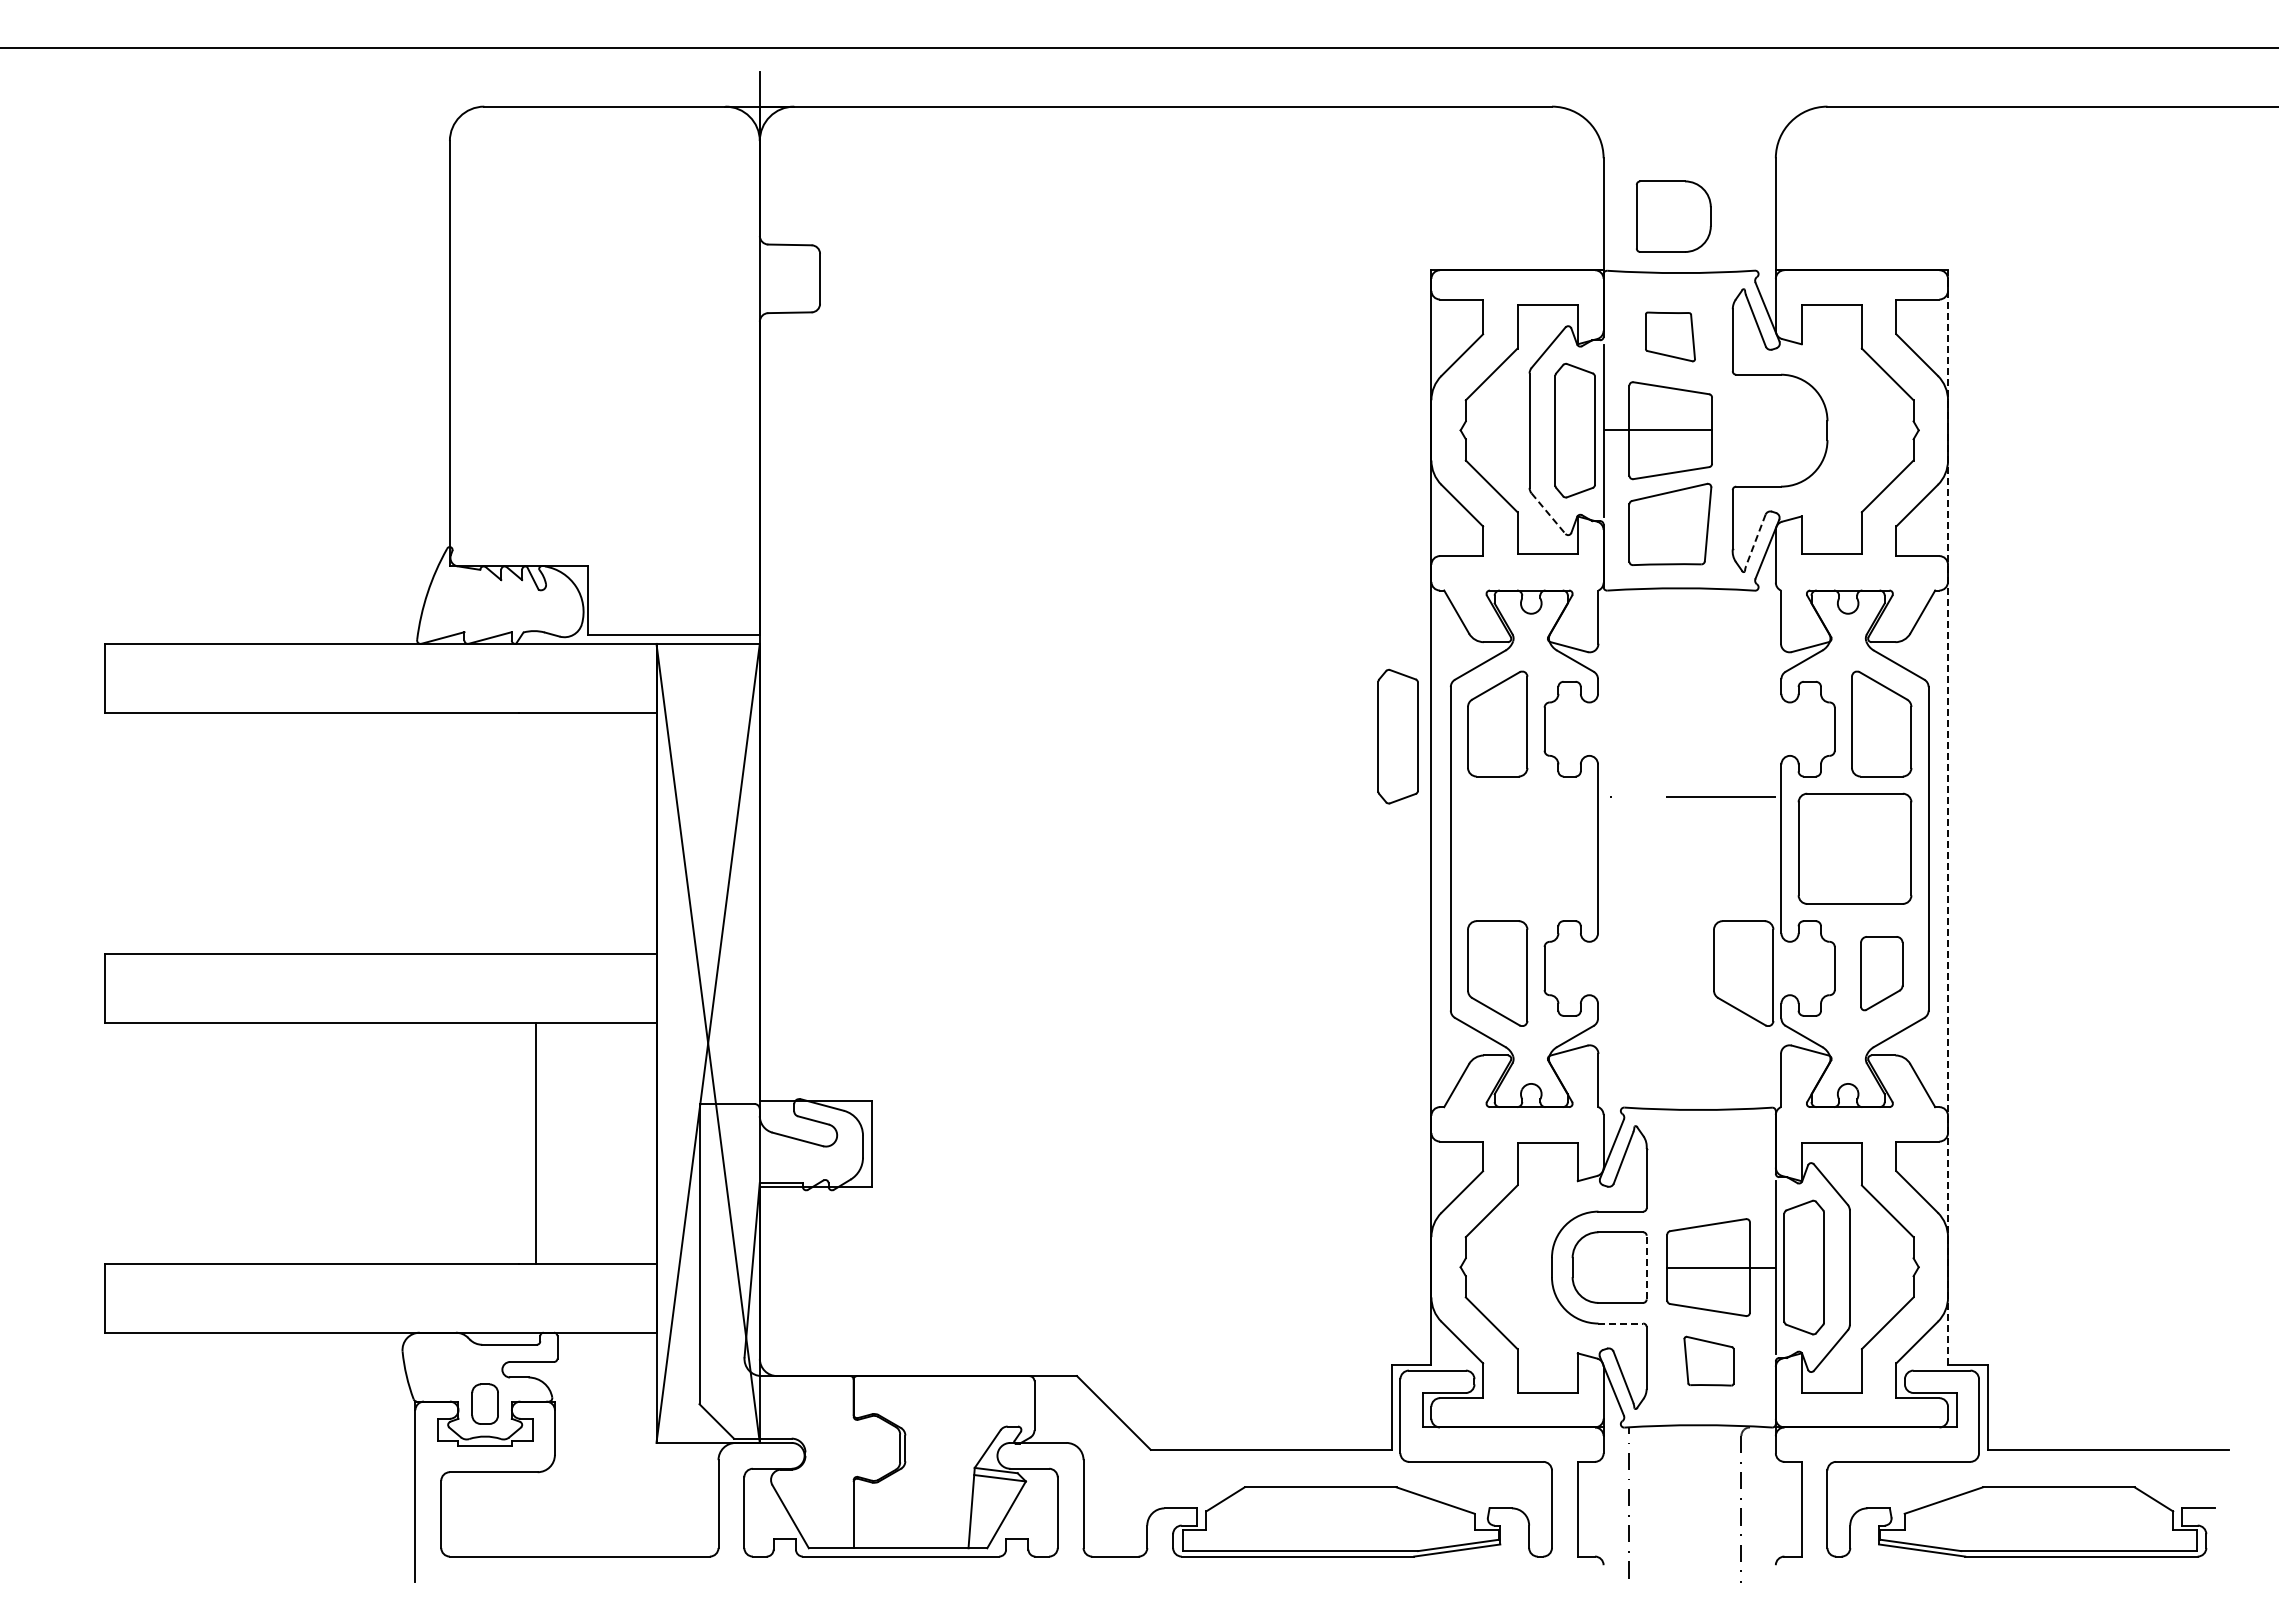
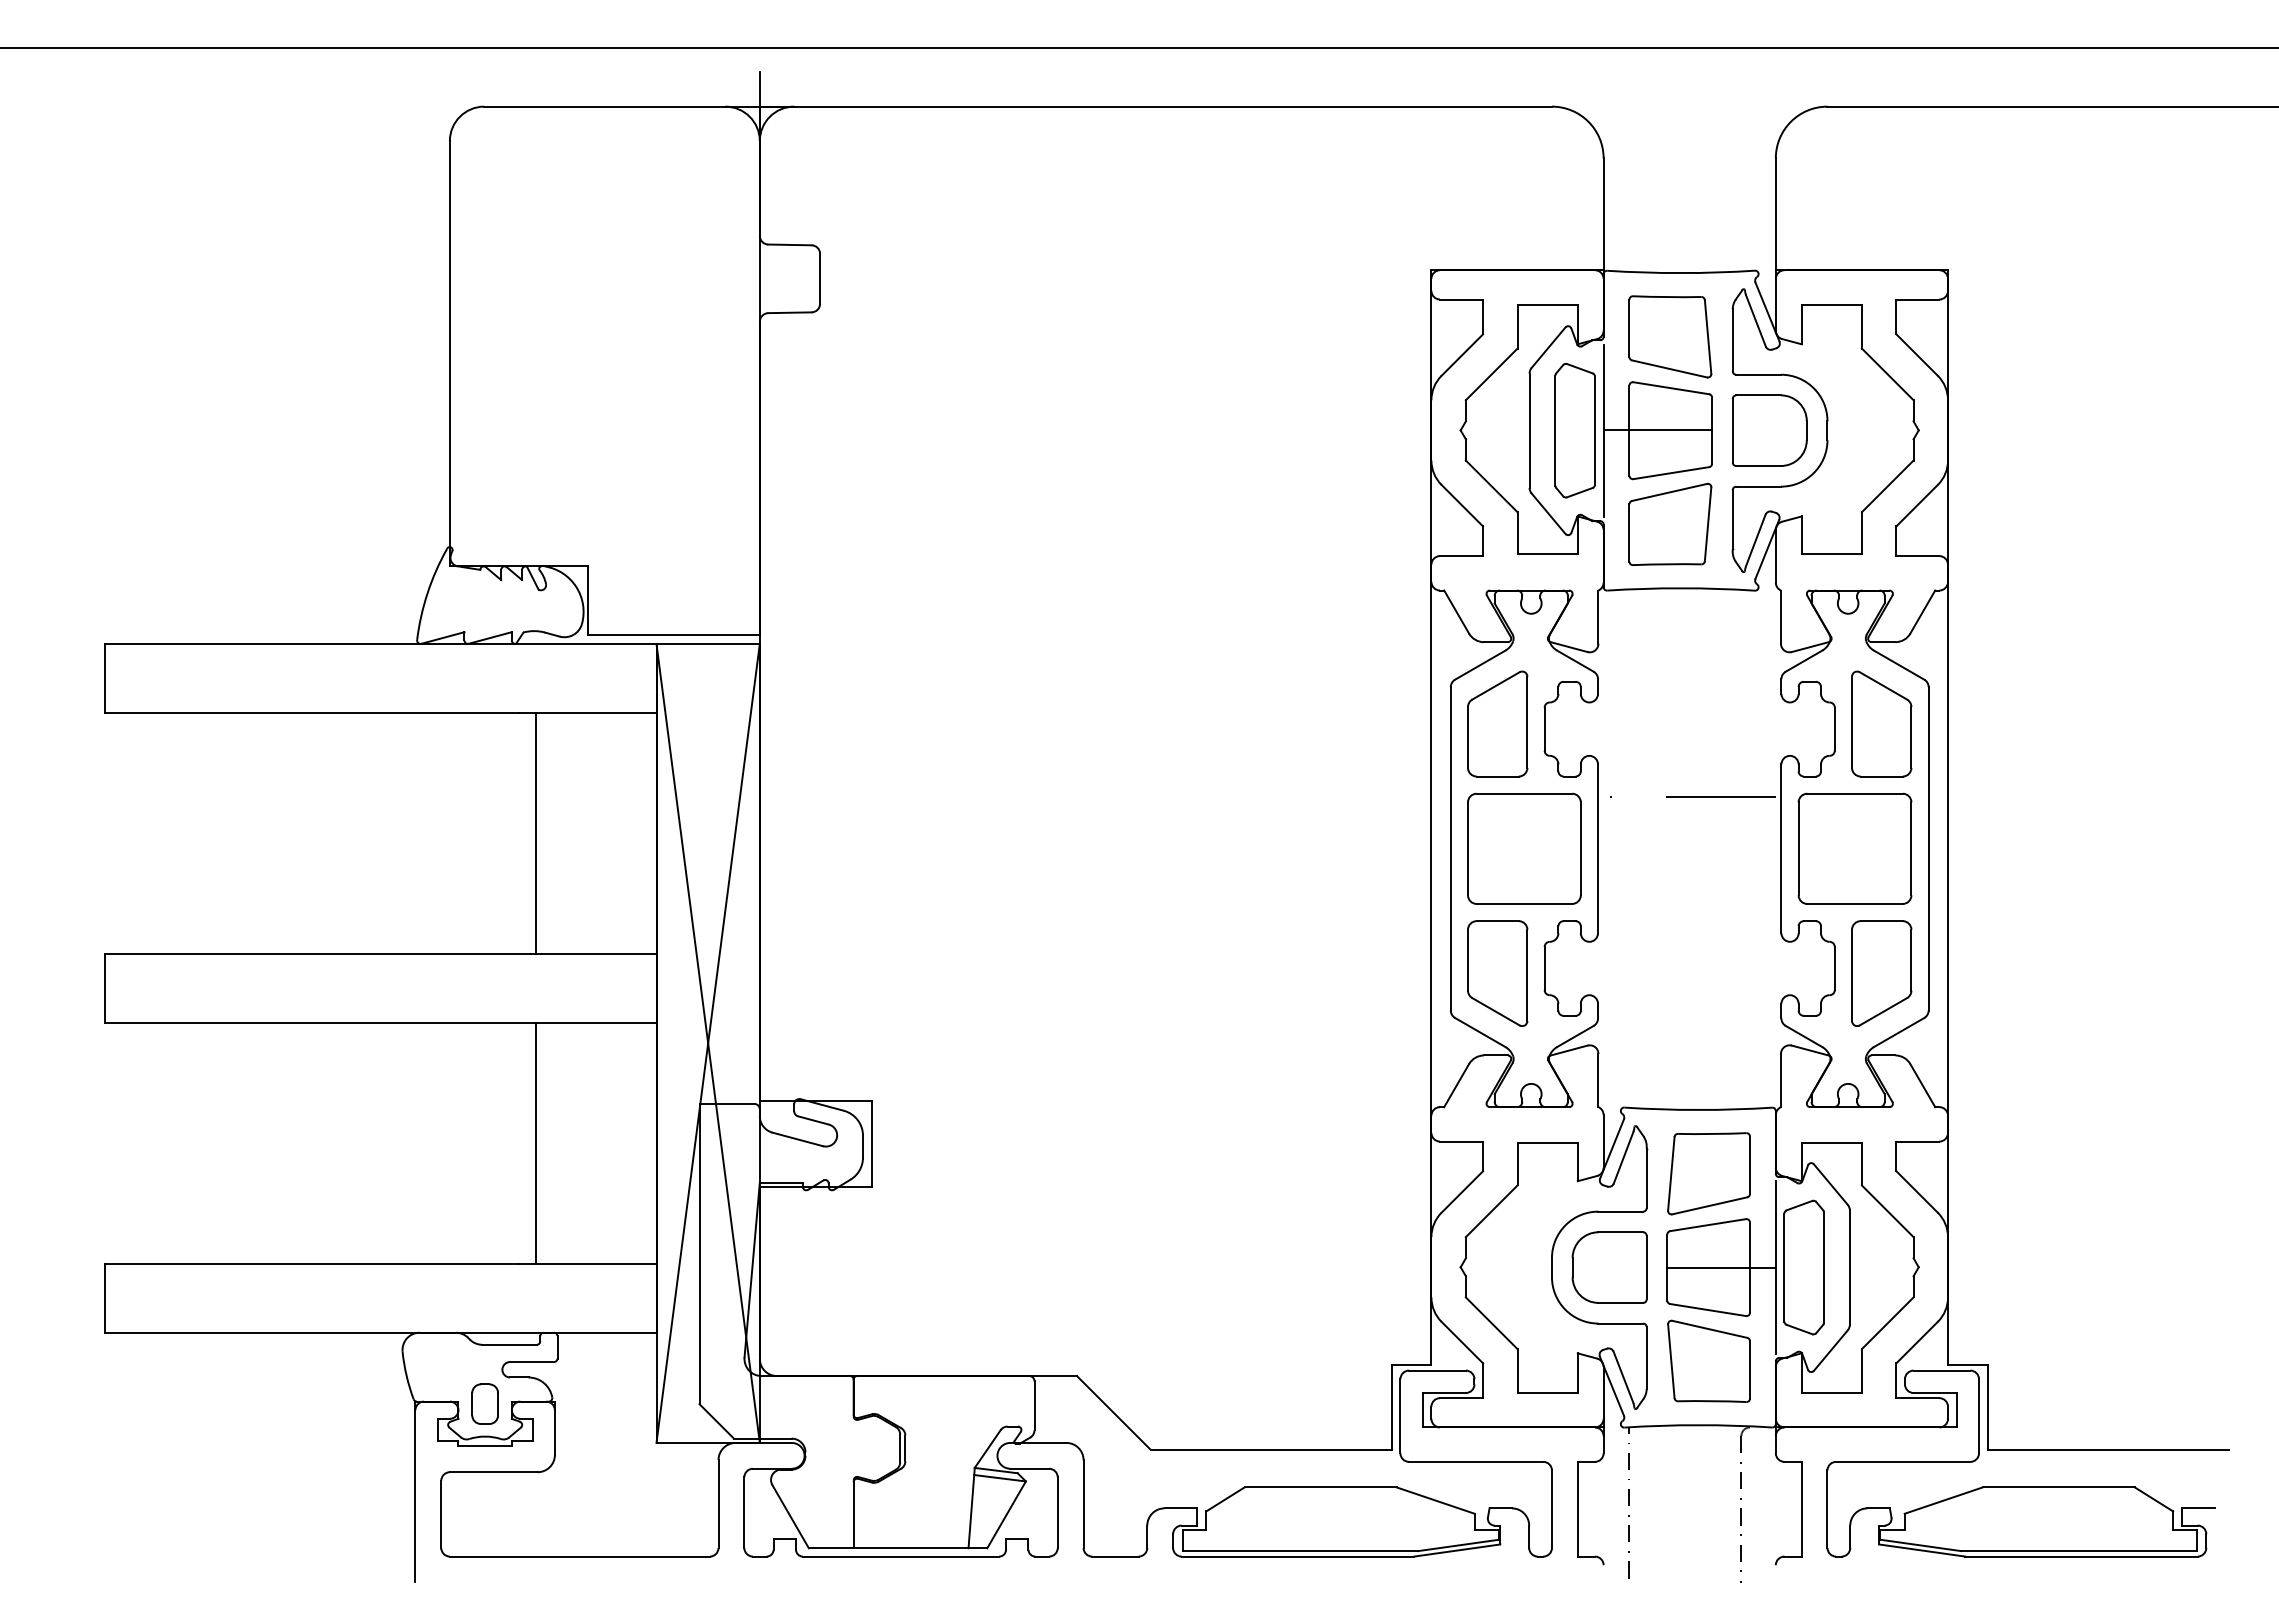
part position: (1673, 216) -> (1769, 430) (1769, 430)
part size: 51x52 px -> 85x84 px (1670, 336)
line: dashed -> solid (1548, 514)
line: dashed -> solid (1755, 540)
part: present -> none (1397, 736)
line: dashed -> solid (1948, 817)
line: none -> present (535, 832)
part: none -> present (1524, 848)
part: present -> none (1743, 973)
part size: 44x76 px -> 62x107 px (1881, 973)
part: none -> present (1708, 1173)
line: dashed -> solid (1646, 1267)
line: dashed -> solid (1621, 1323)
part size: 52x52 px -> 84x84 px (1708, 1360)
